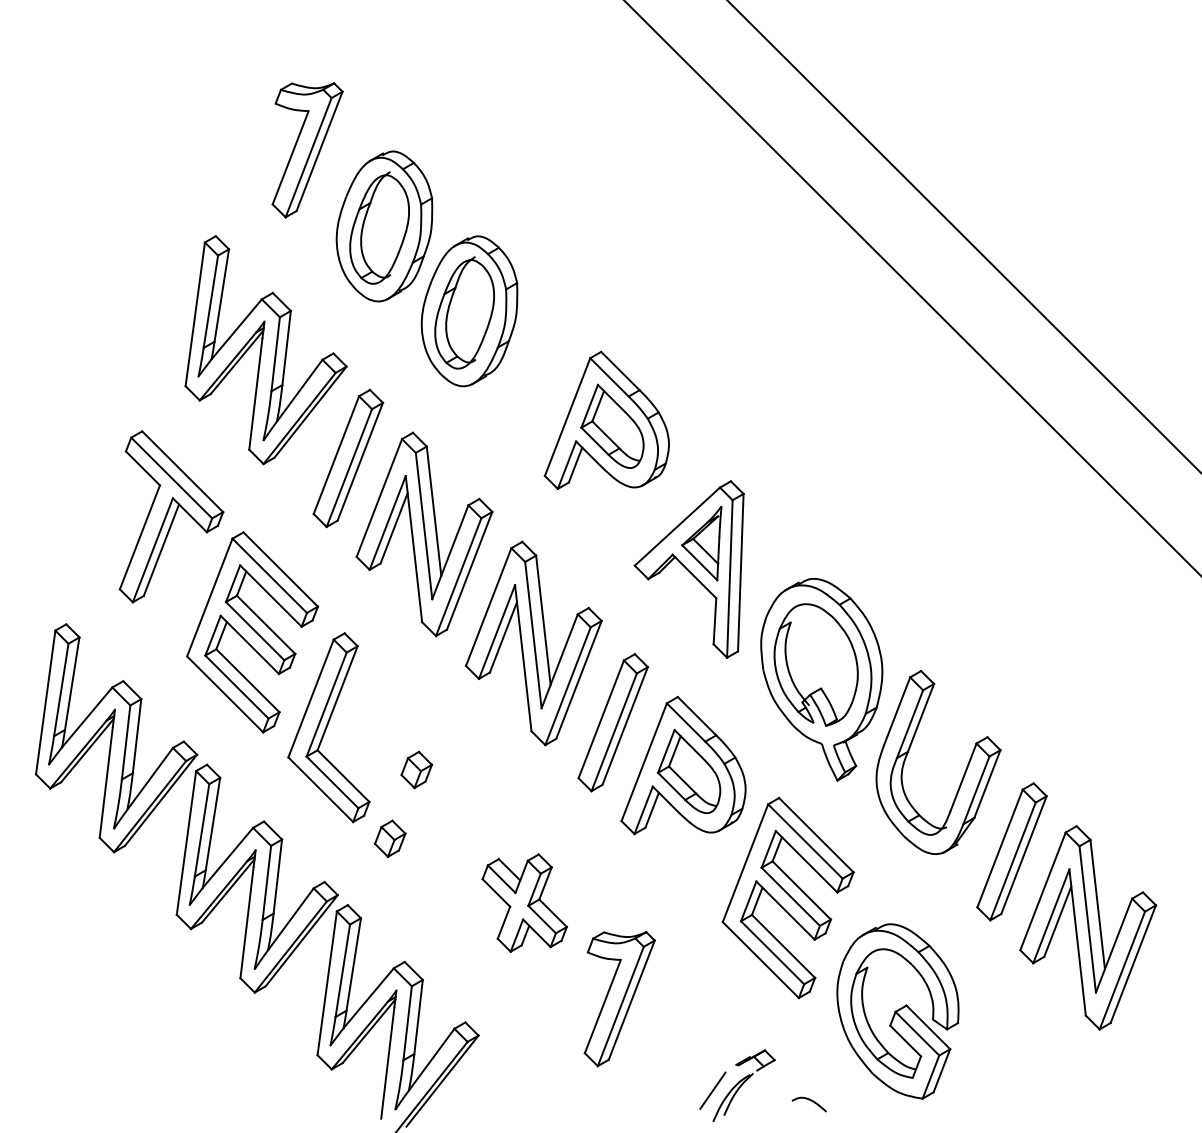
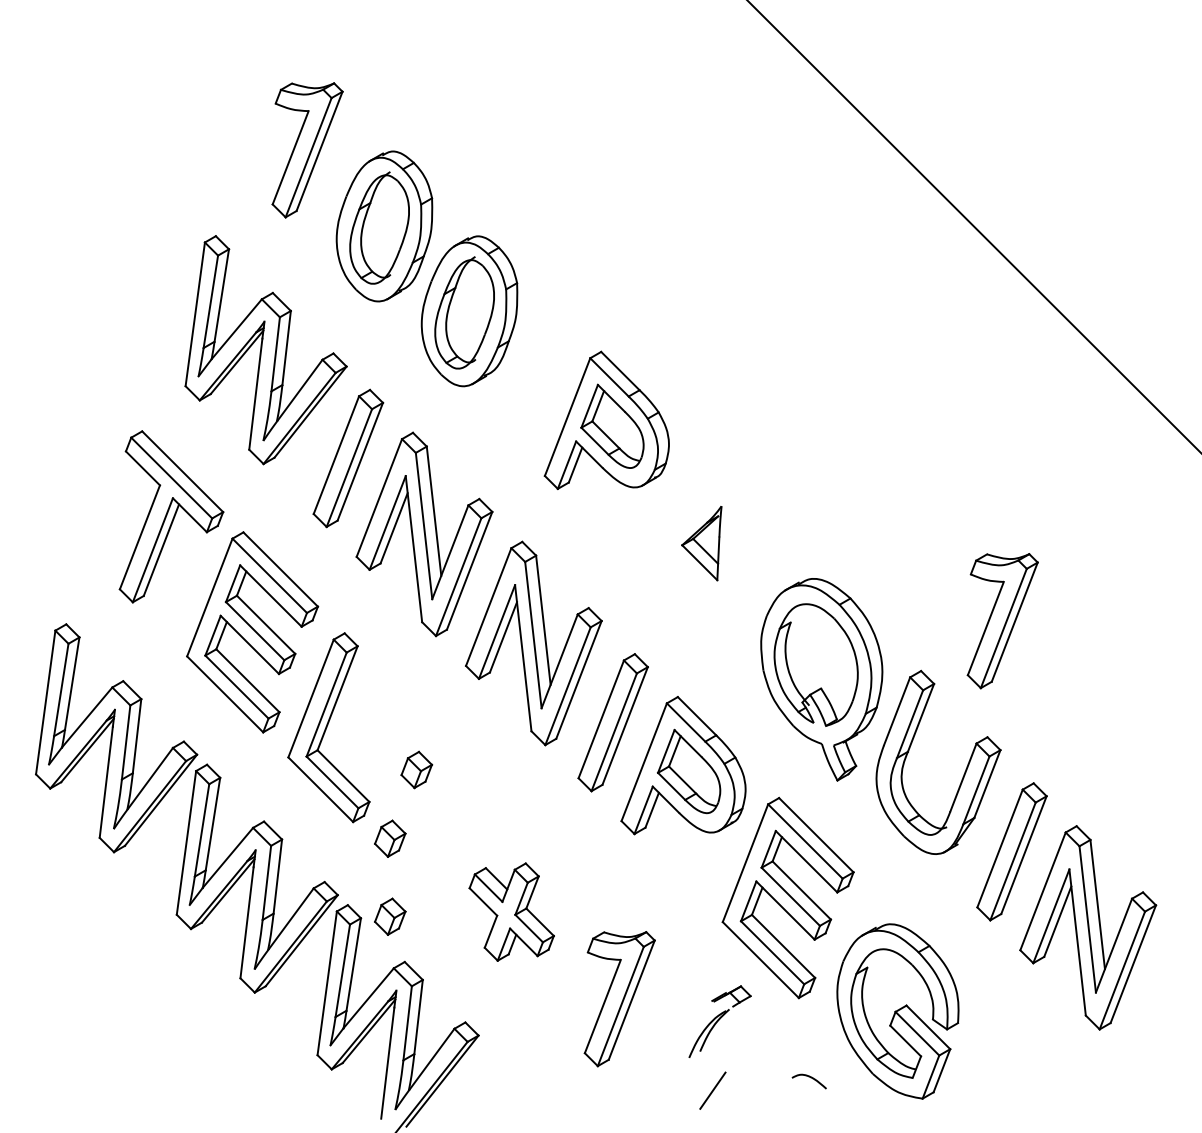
line position: (963, 236) -> (973, 226) (973, 226)
line: present -> none (912, 287)
part: present -> none (688, 569)
part: none -> present (1002, 621)
part position: (524, 902) -> (511, 911) (511, 911)
part: none -> present (390, 916)
part position: (743, 1085) -> (719, 1021) (719, 1021)
curve position: (810, 1101) -> (810, 1078) (810, 1078)
